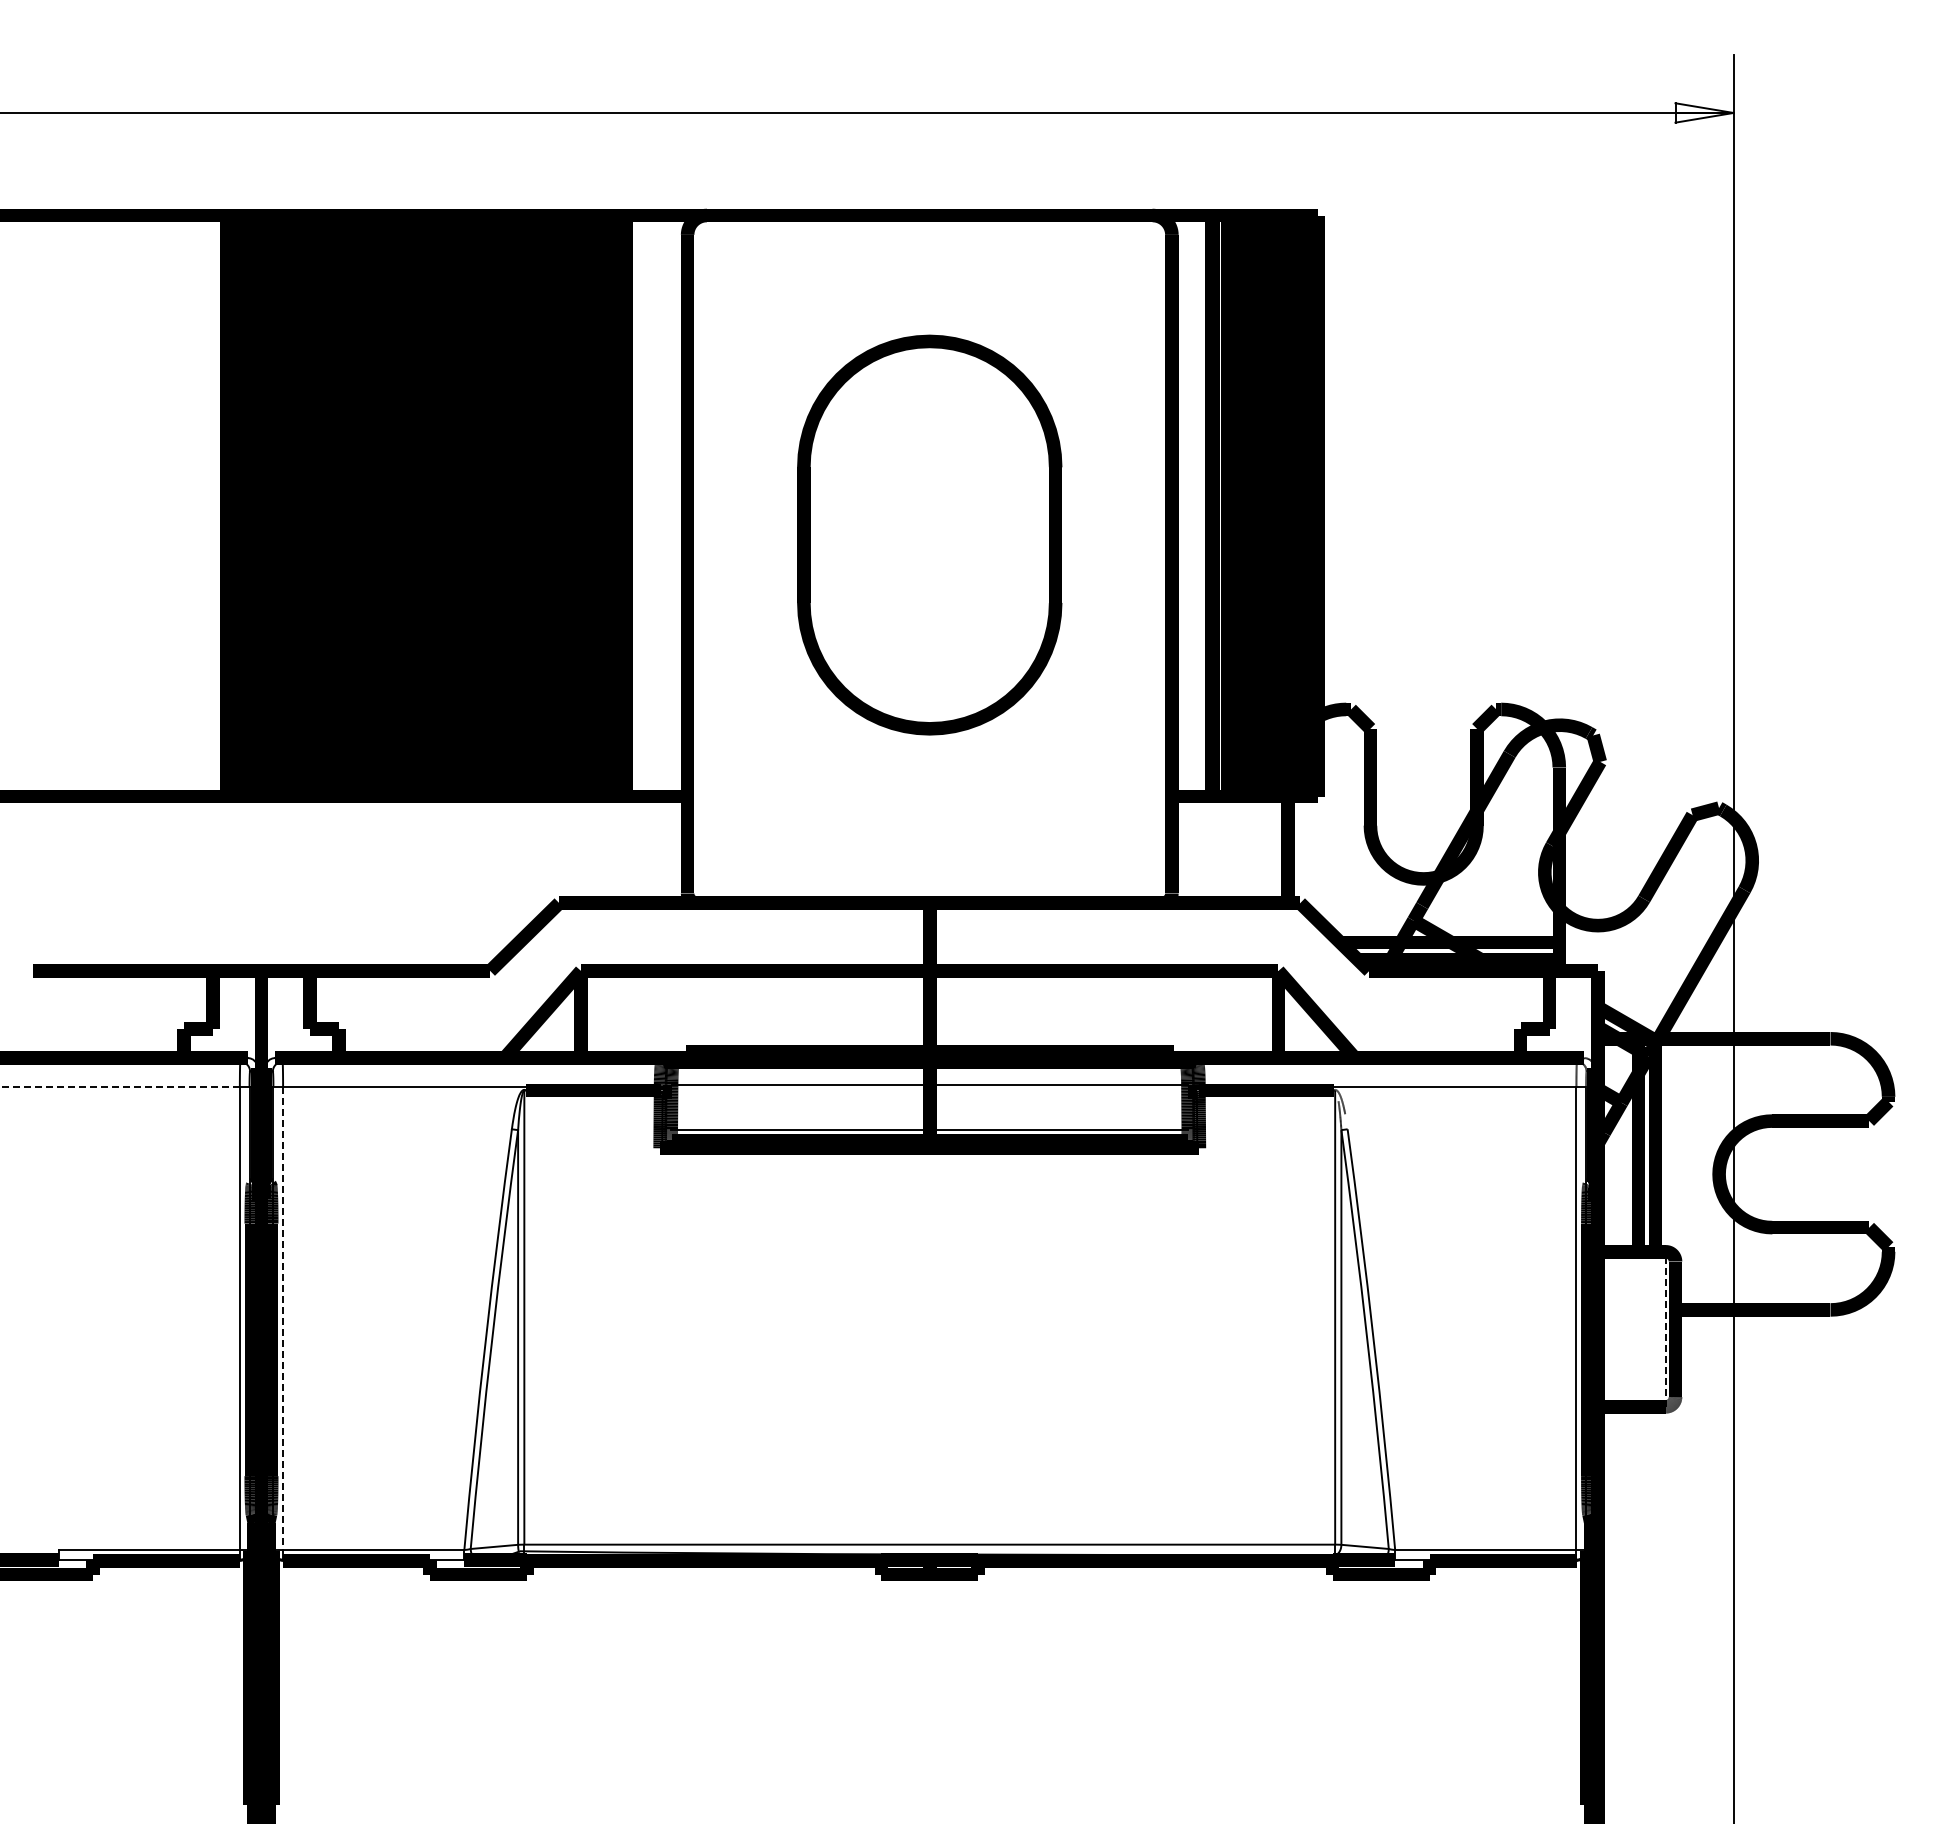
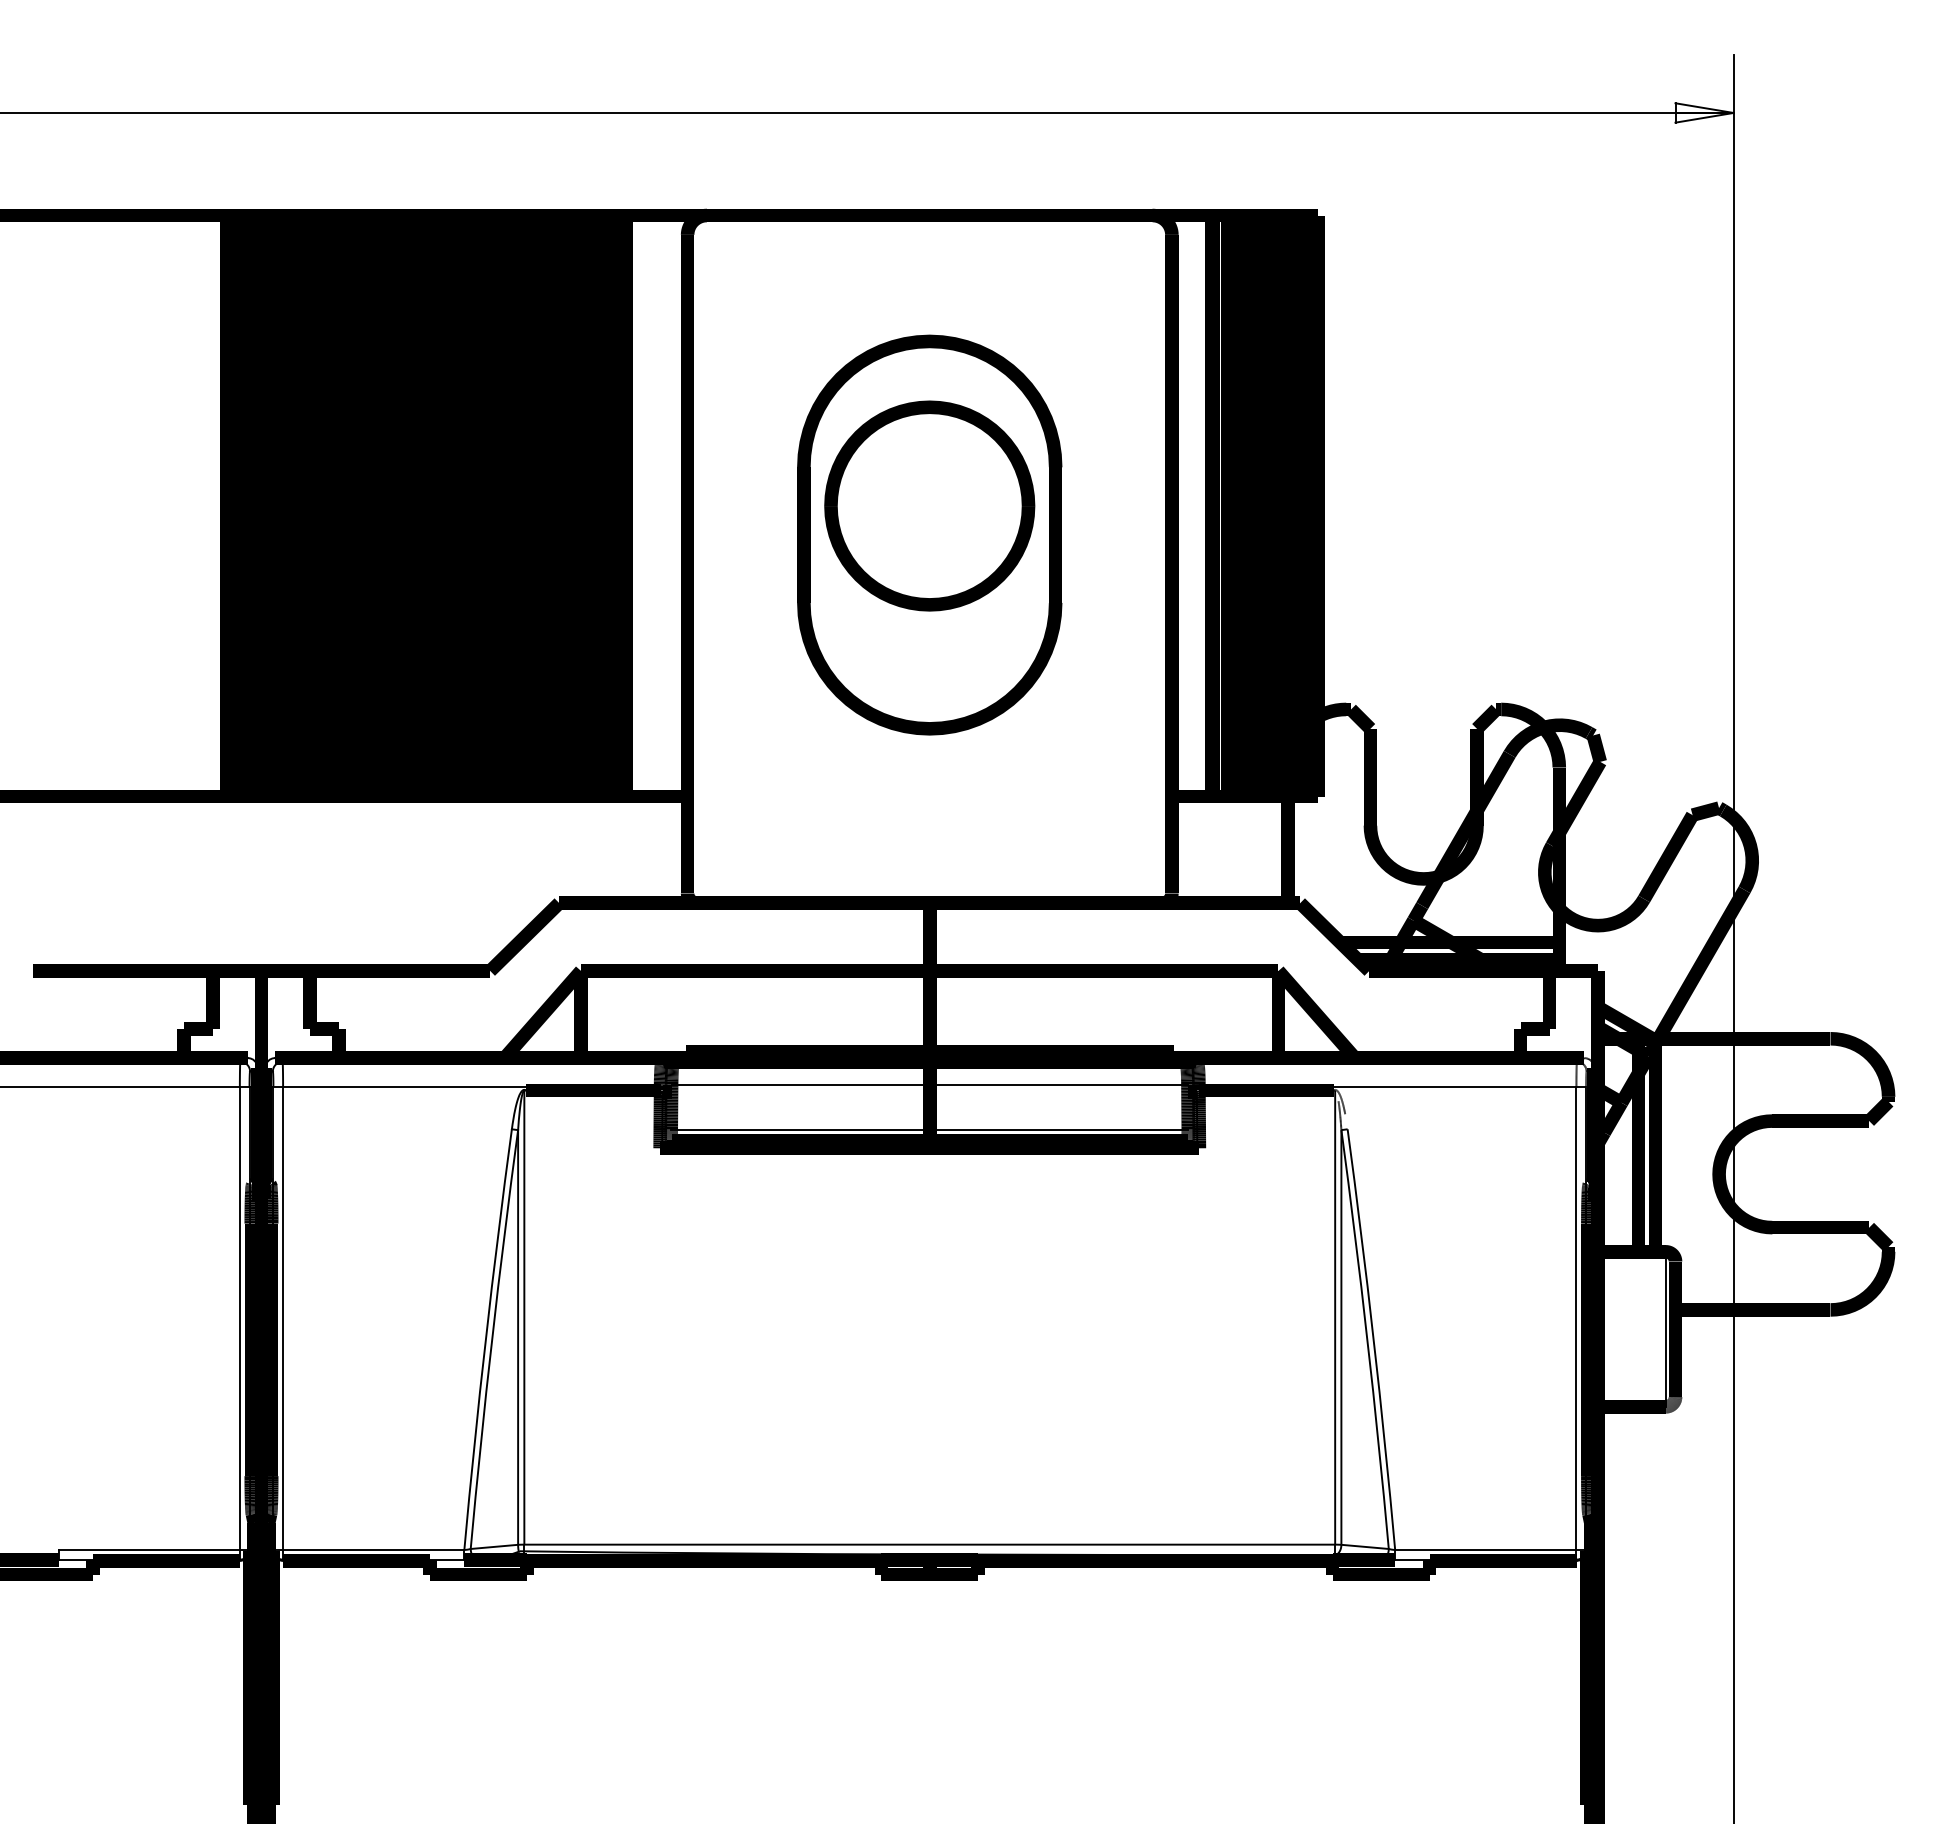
part: none -> present (929, 505)
line: dashed -> solid (120, 1087)
line: dashed -> solid (283, 1319)
line: dashed -> solid (1665, 1328)
